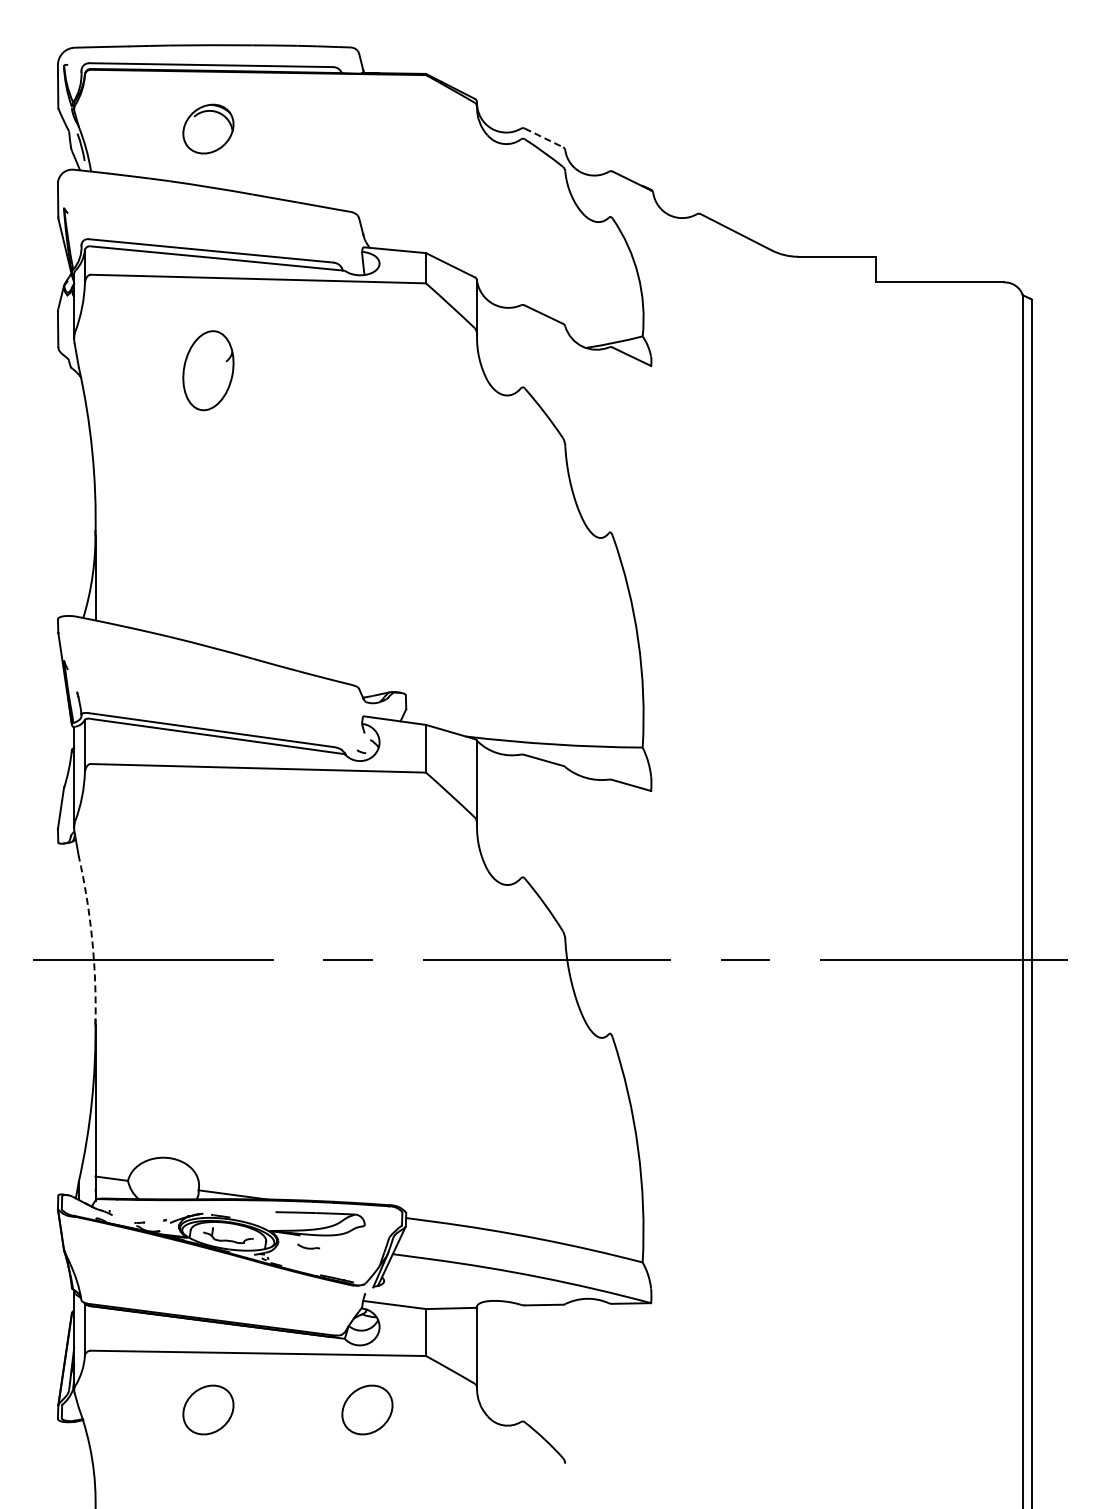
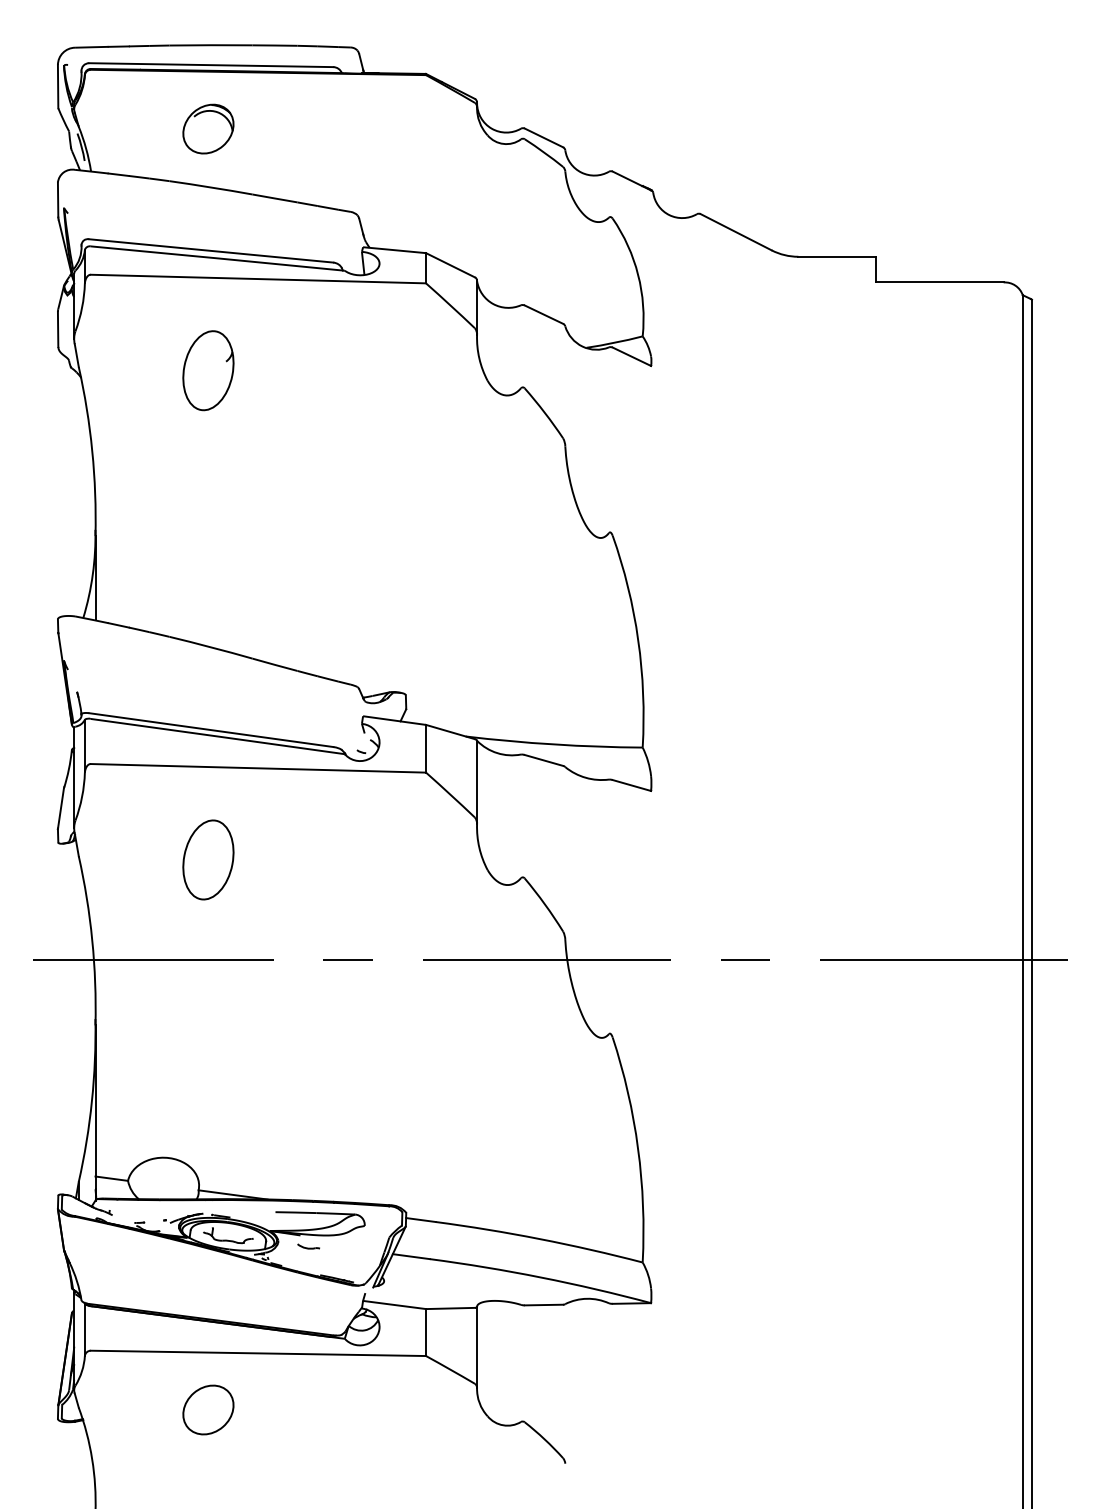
line: dashed -> solid (544, 138)
part: none -> present (208, 859)
arc: dashed -> solid (92, 940)
part: present -> none (367, 1409)
